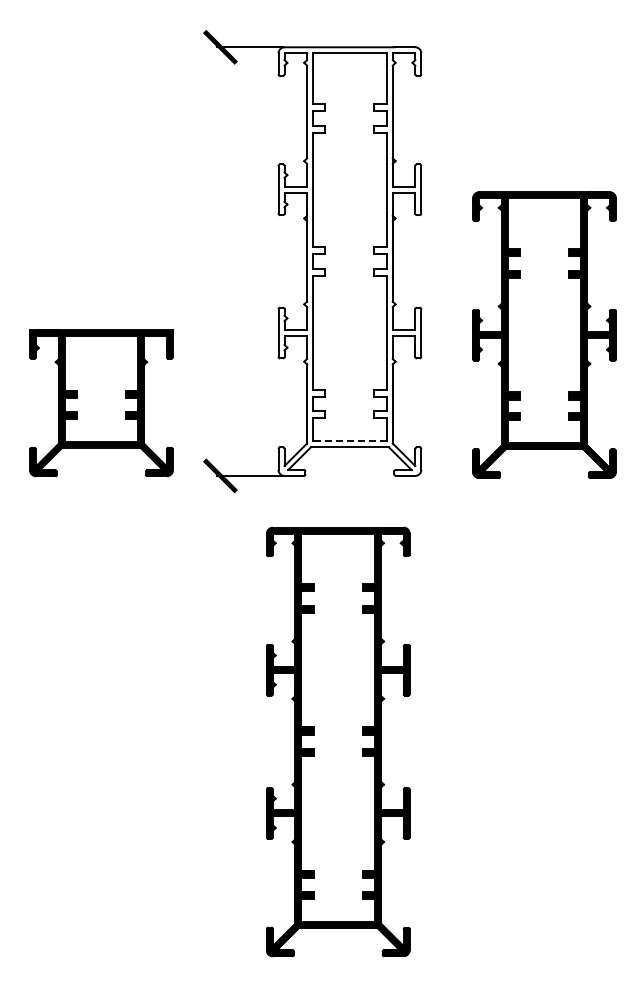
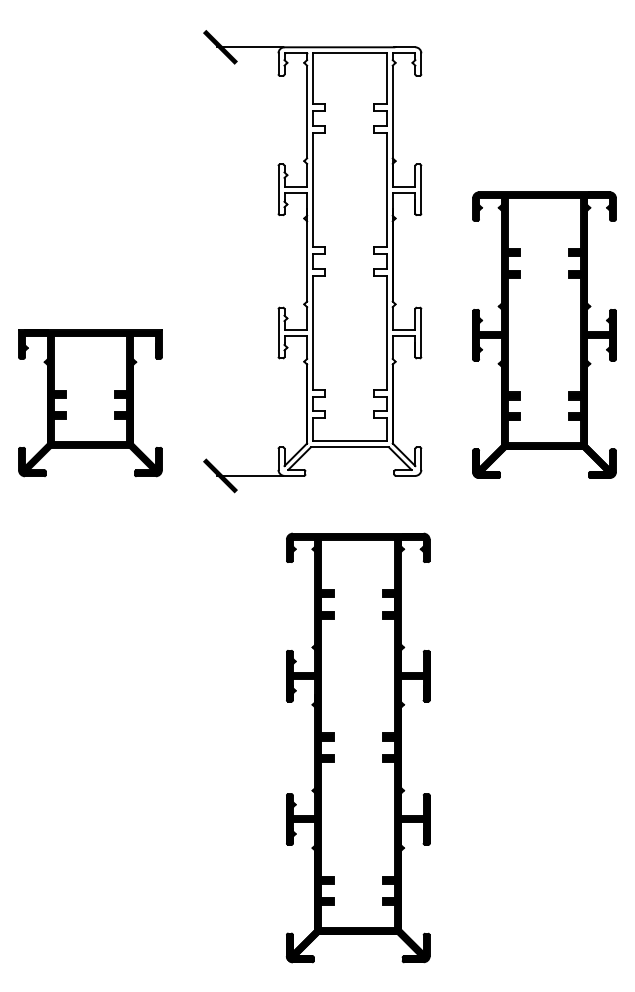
part position: (101, 403) -> (90, 403) (90, 403)
line: dashed -> solid (349, 441)
part position: (338, 741) -> (358, 747) (358, 747)
